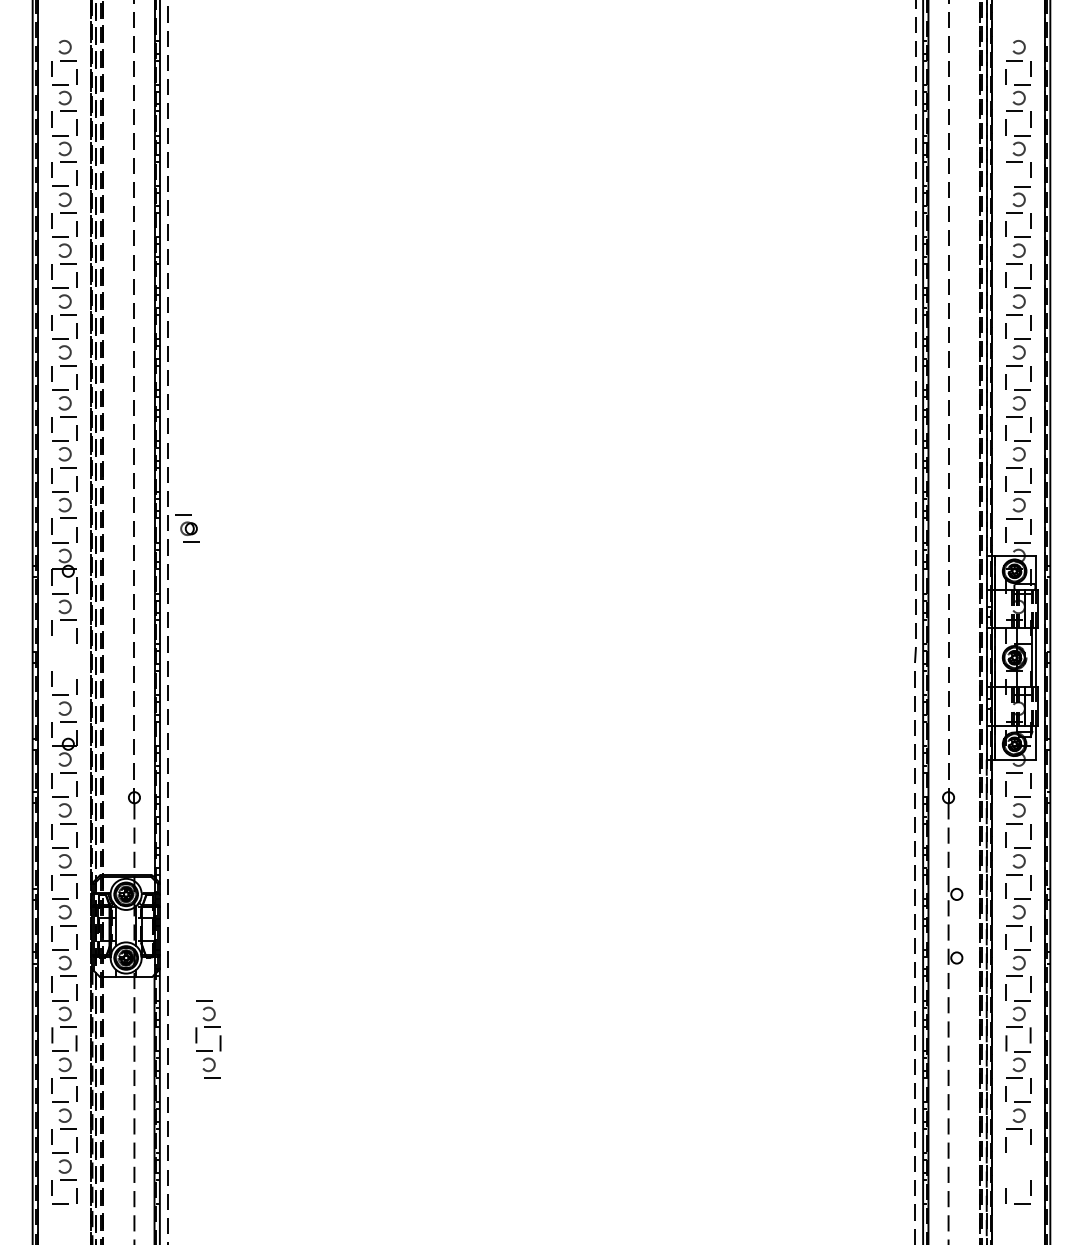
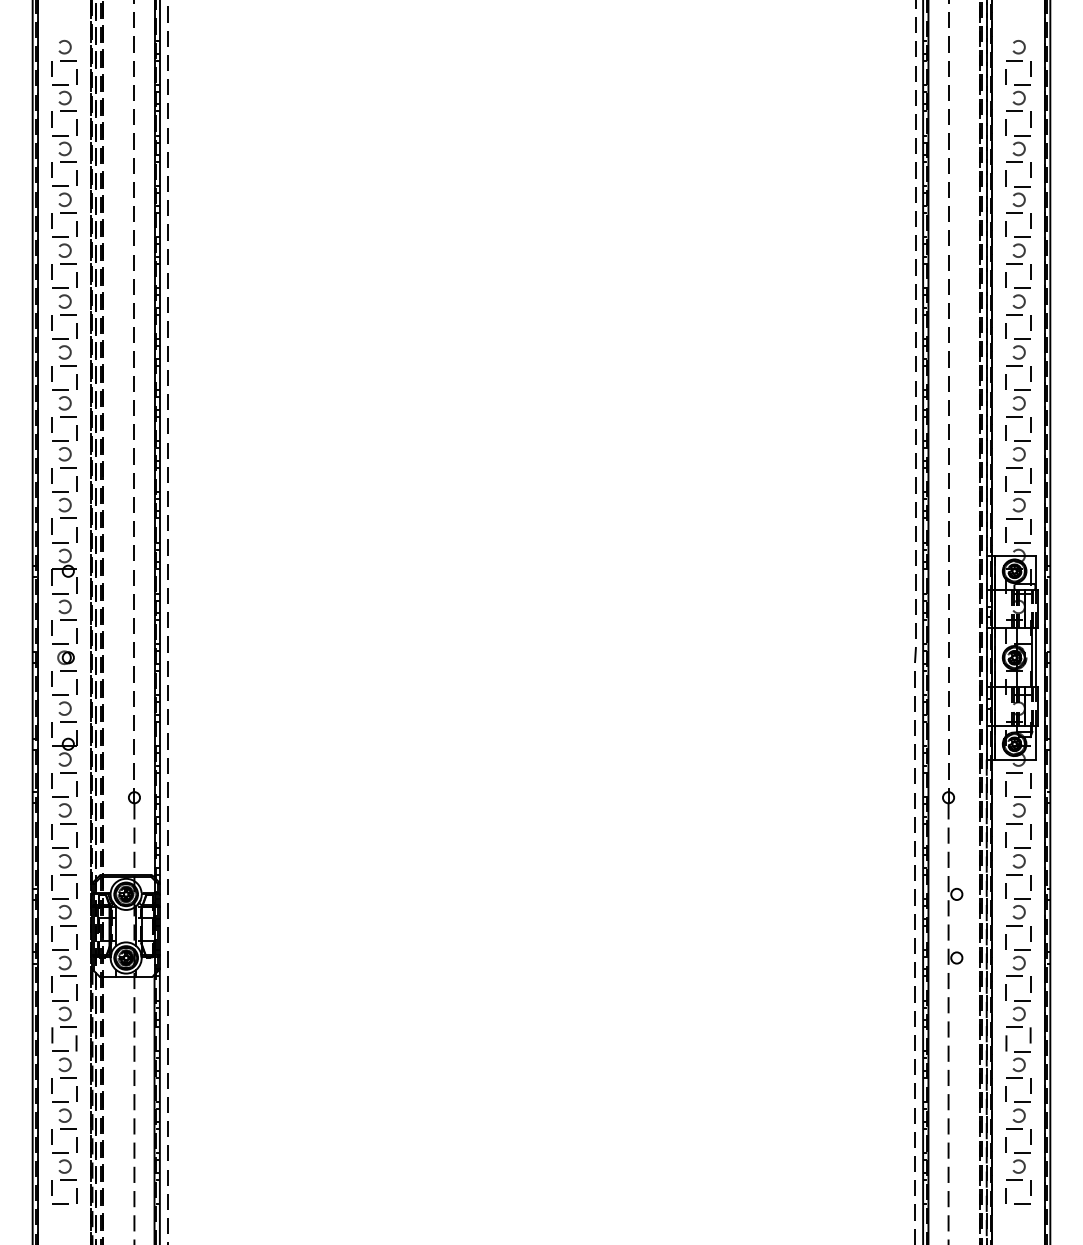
line: none -> present (1005, 178)
part position: (187, 528) -> (64, 657) (64, 657)
part: present -> none (197, 1039)
part: none -> present (1018, 1166)
